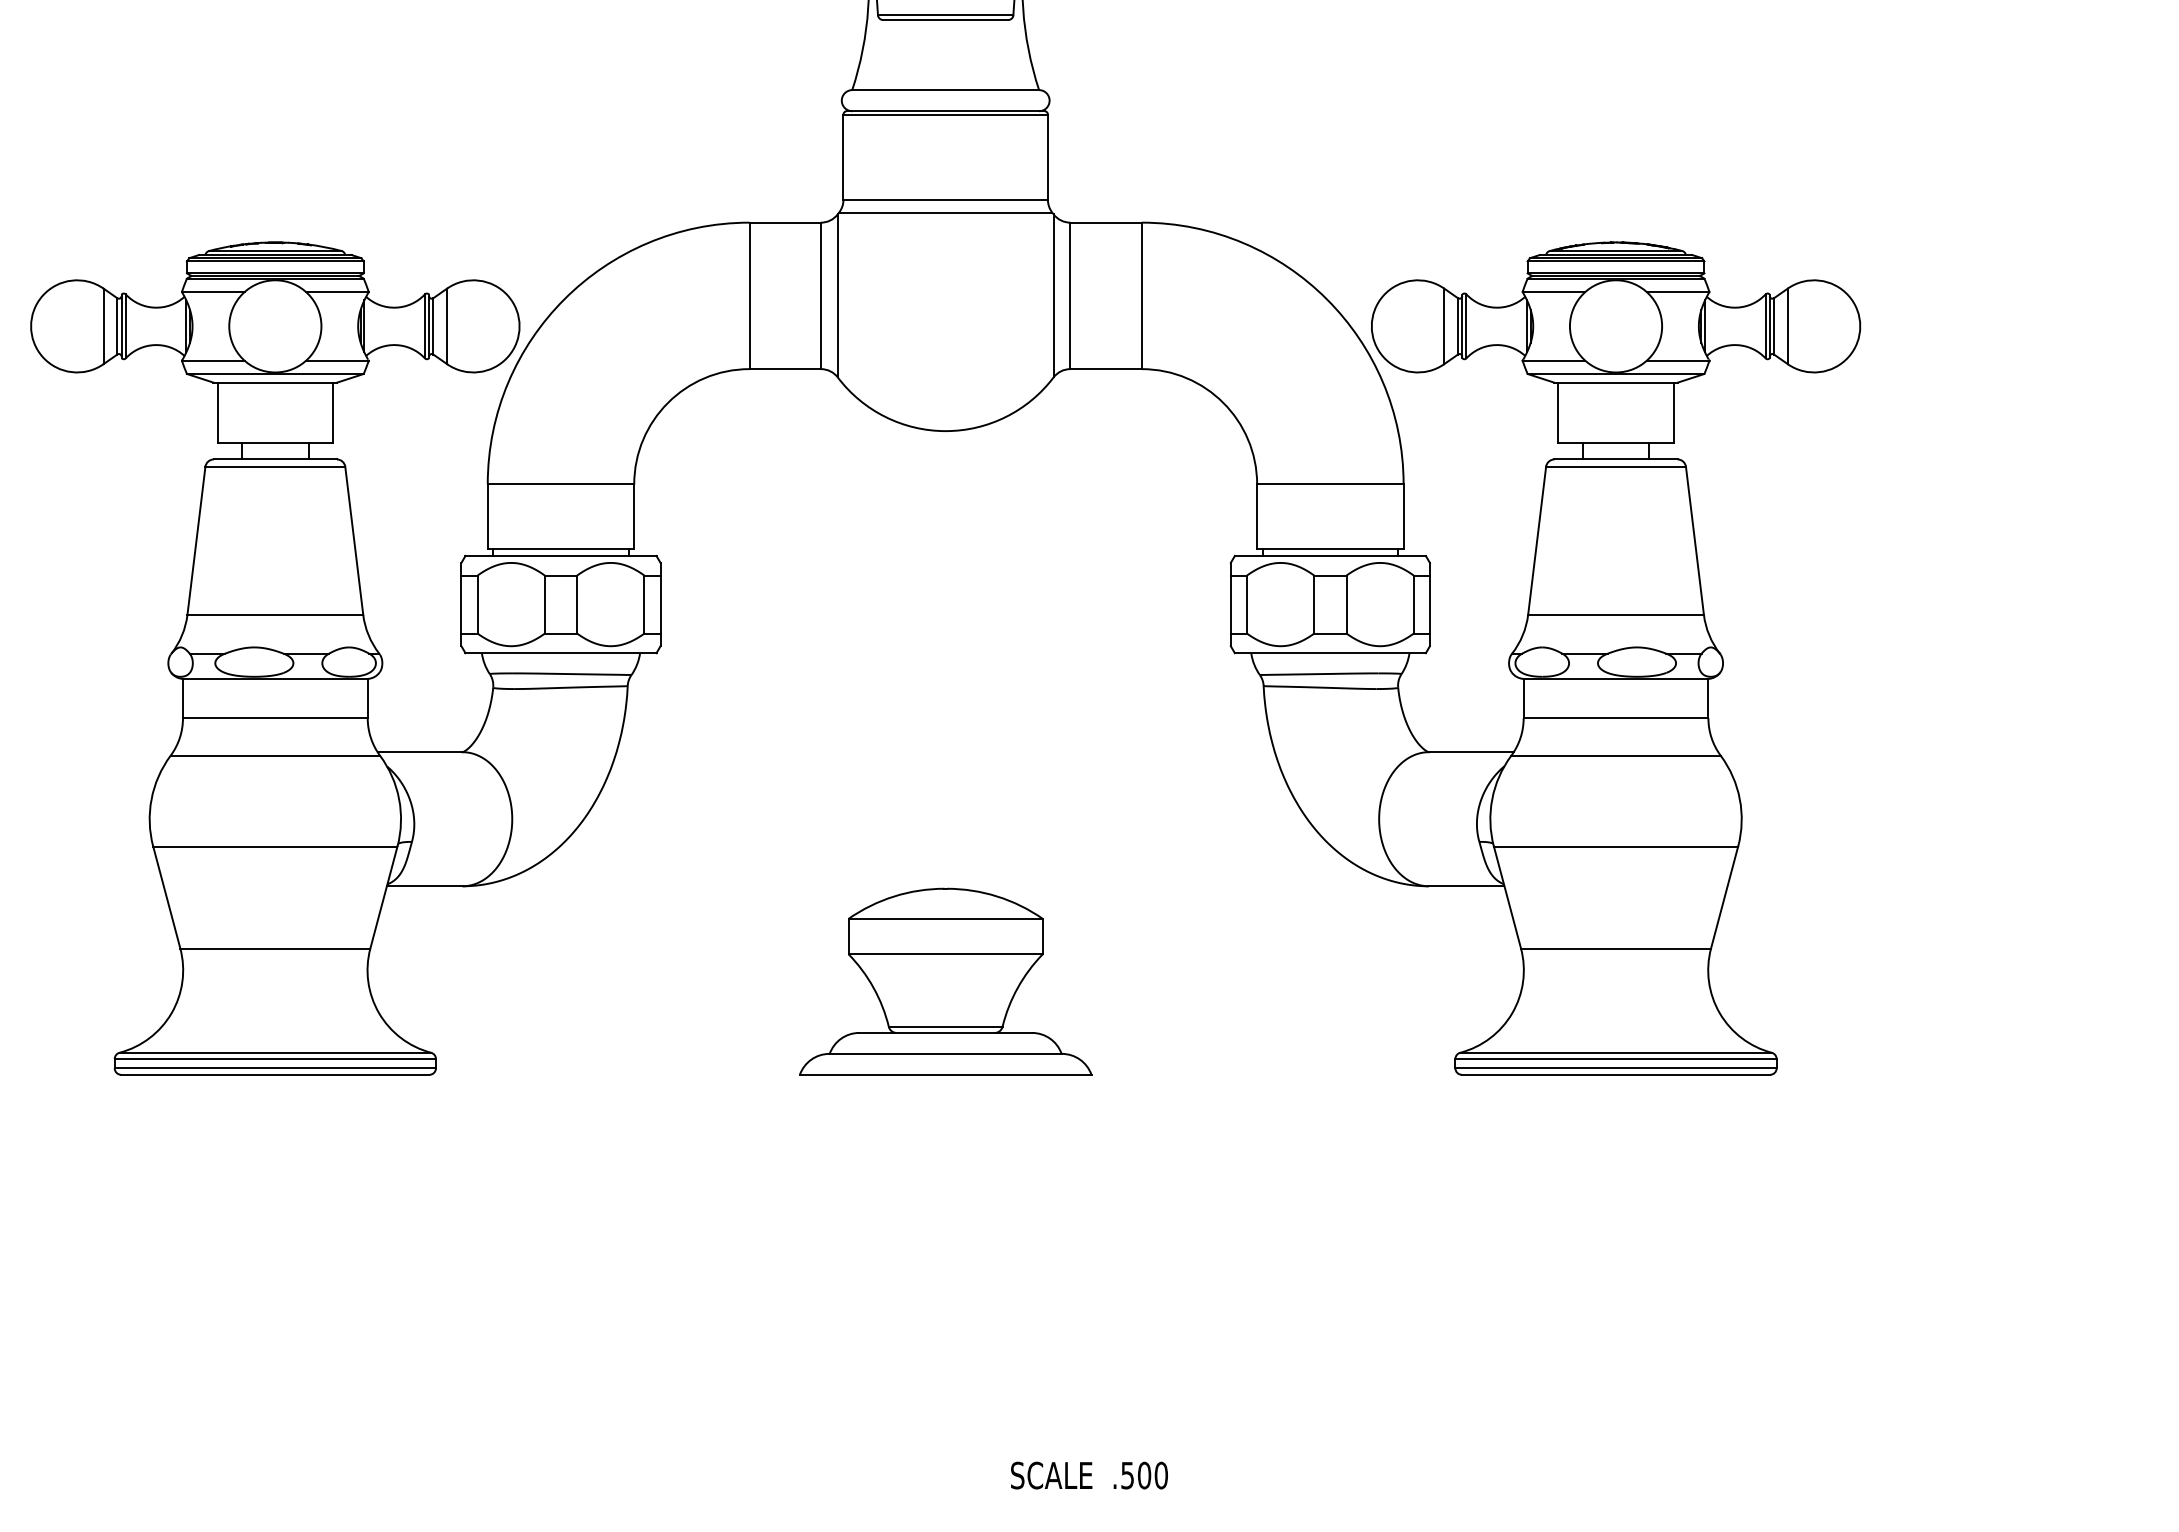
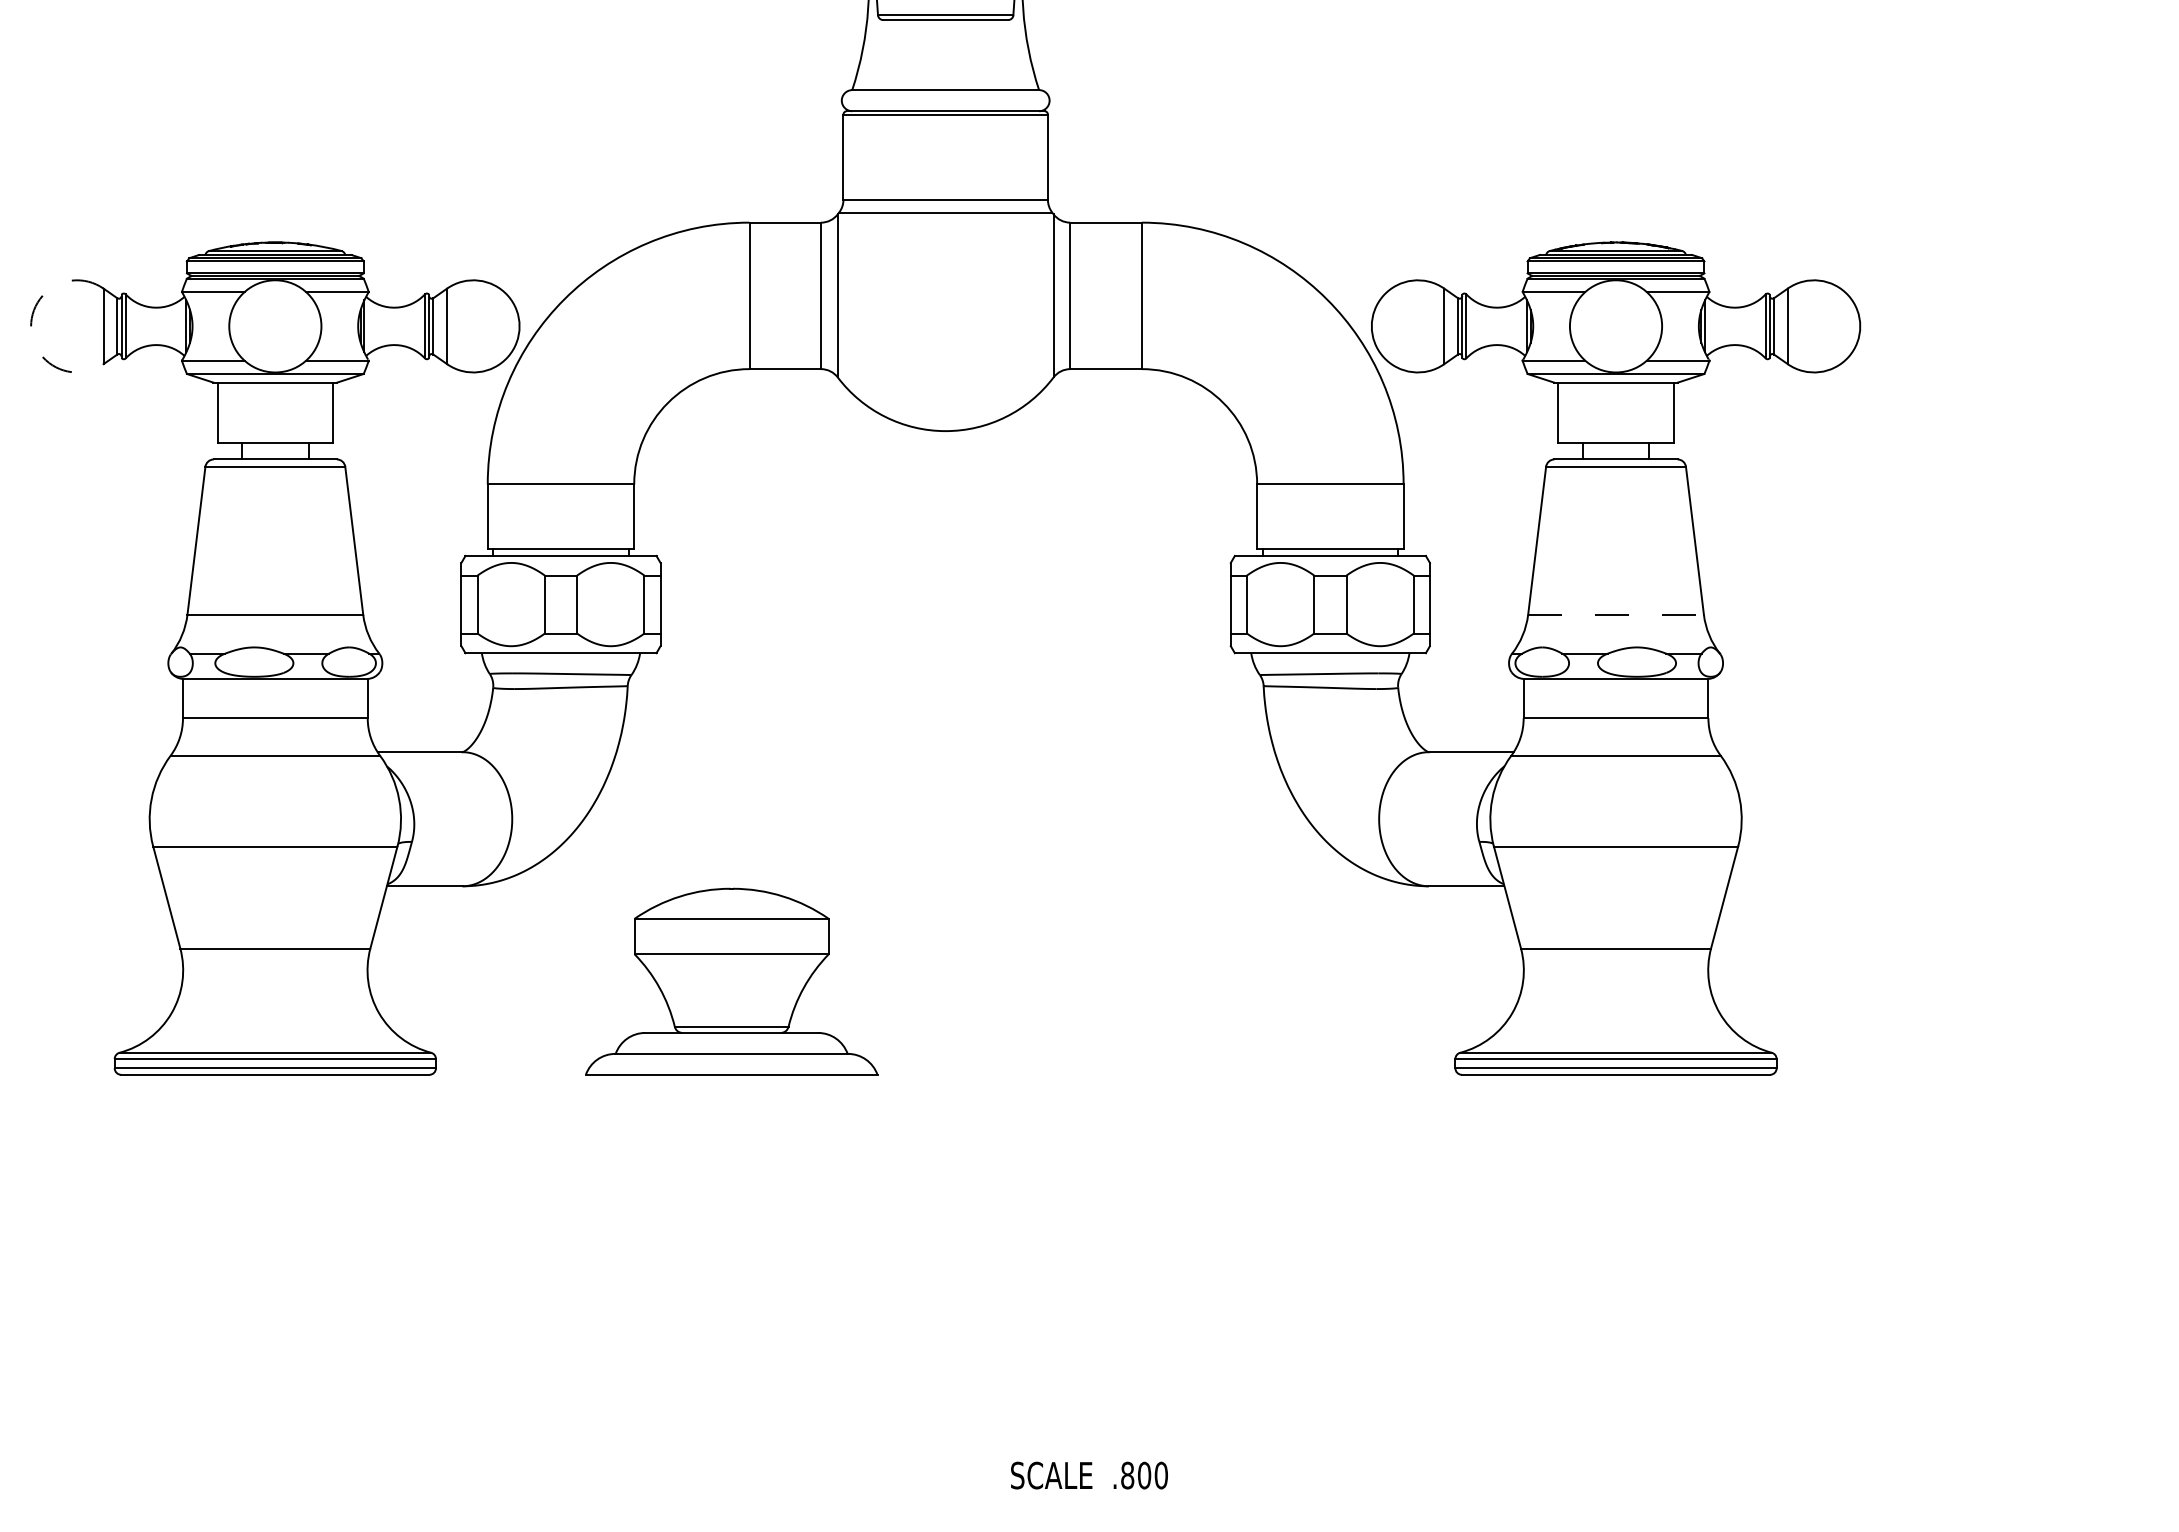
arc: solid -> dashed (31, 326)
line: solid -> dashed (1616, 614)
part position: (945, 981) -> (731, 981) (731, 981)
text: .500 -> .800 (1127, 1475)
